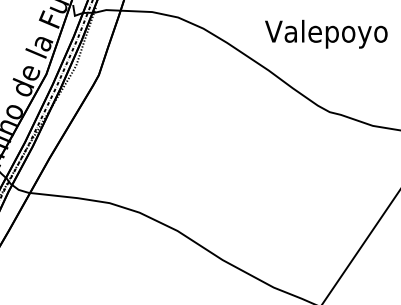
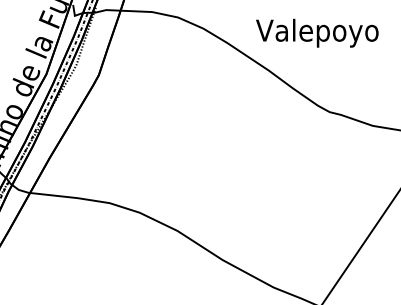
text position: (326, 33) -> (317, 32) (317, 32)
